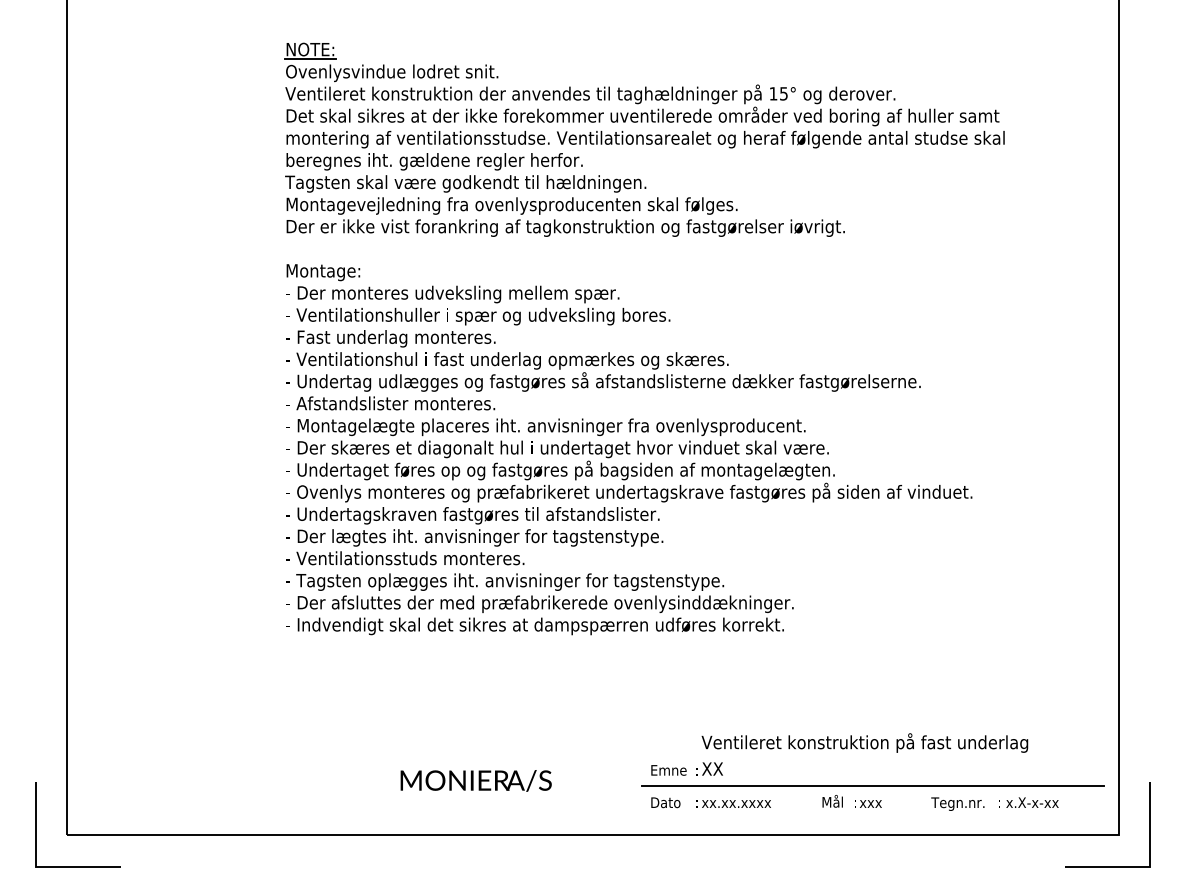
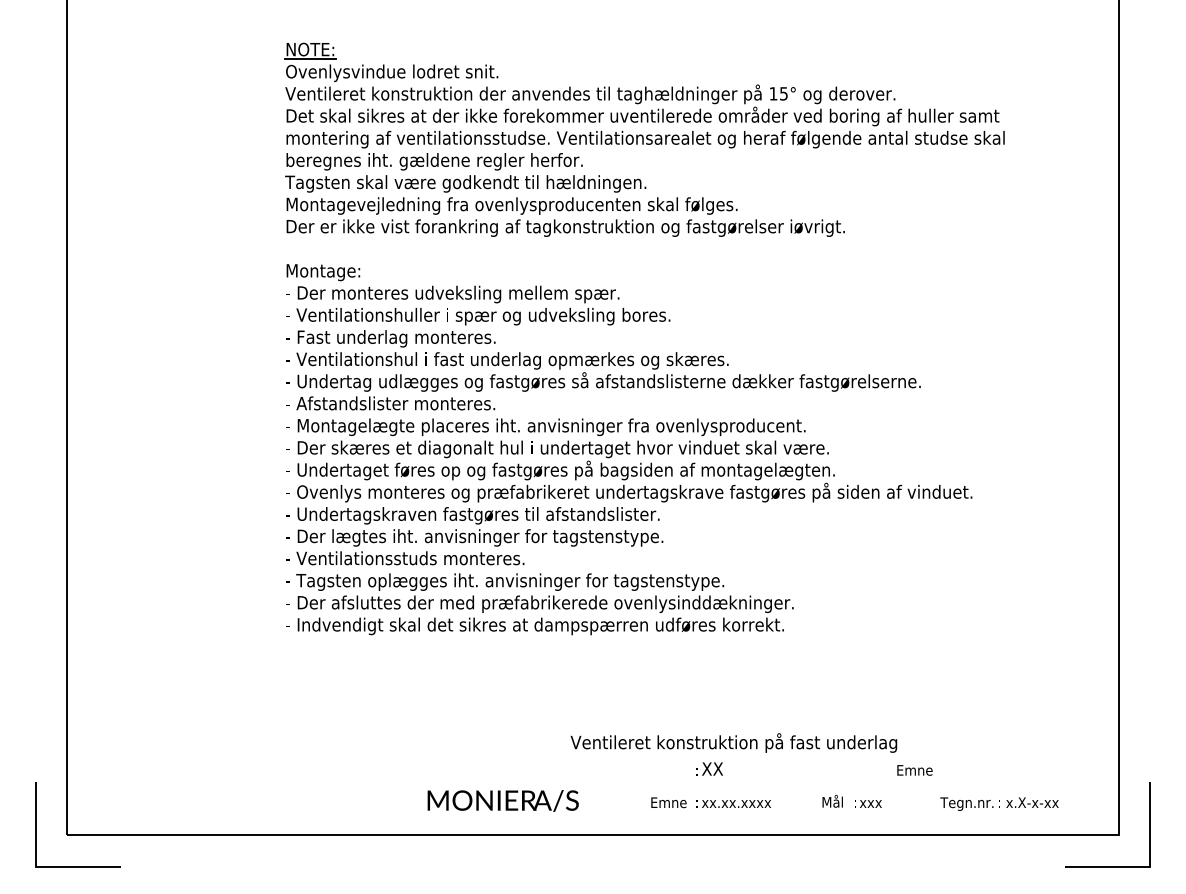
text position: (864, 742) -> (733, 742) (733, 742)
text position: (668, 770) -> (914, 770) (914, 770)
text position: (475, 780) -> (502, 800) (502, 800)
line: present -> none (872, 786)
text: Dato -> Emne (669, 802)
text position: (957, 803) -> (966, 803) (966, 803)
